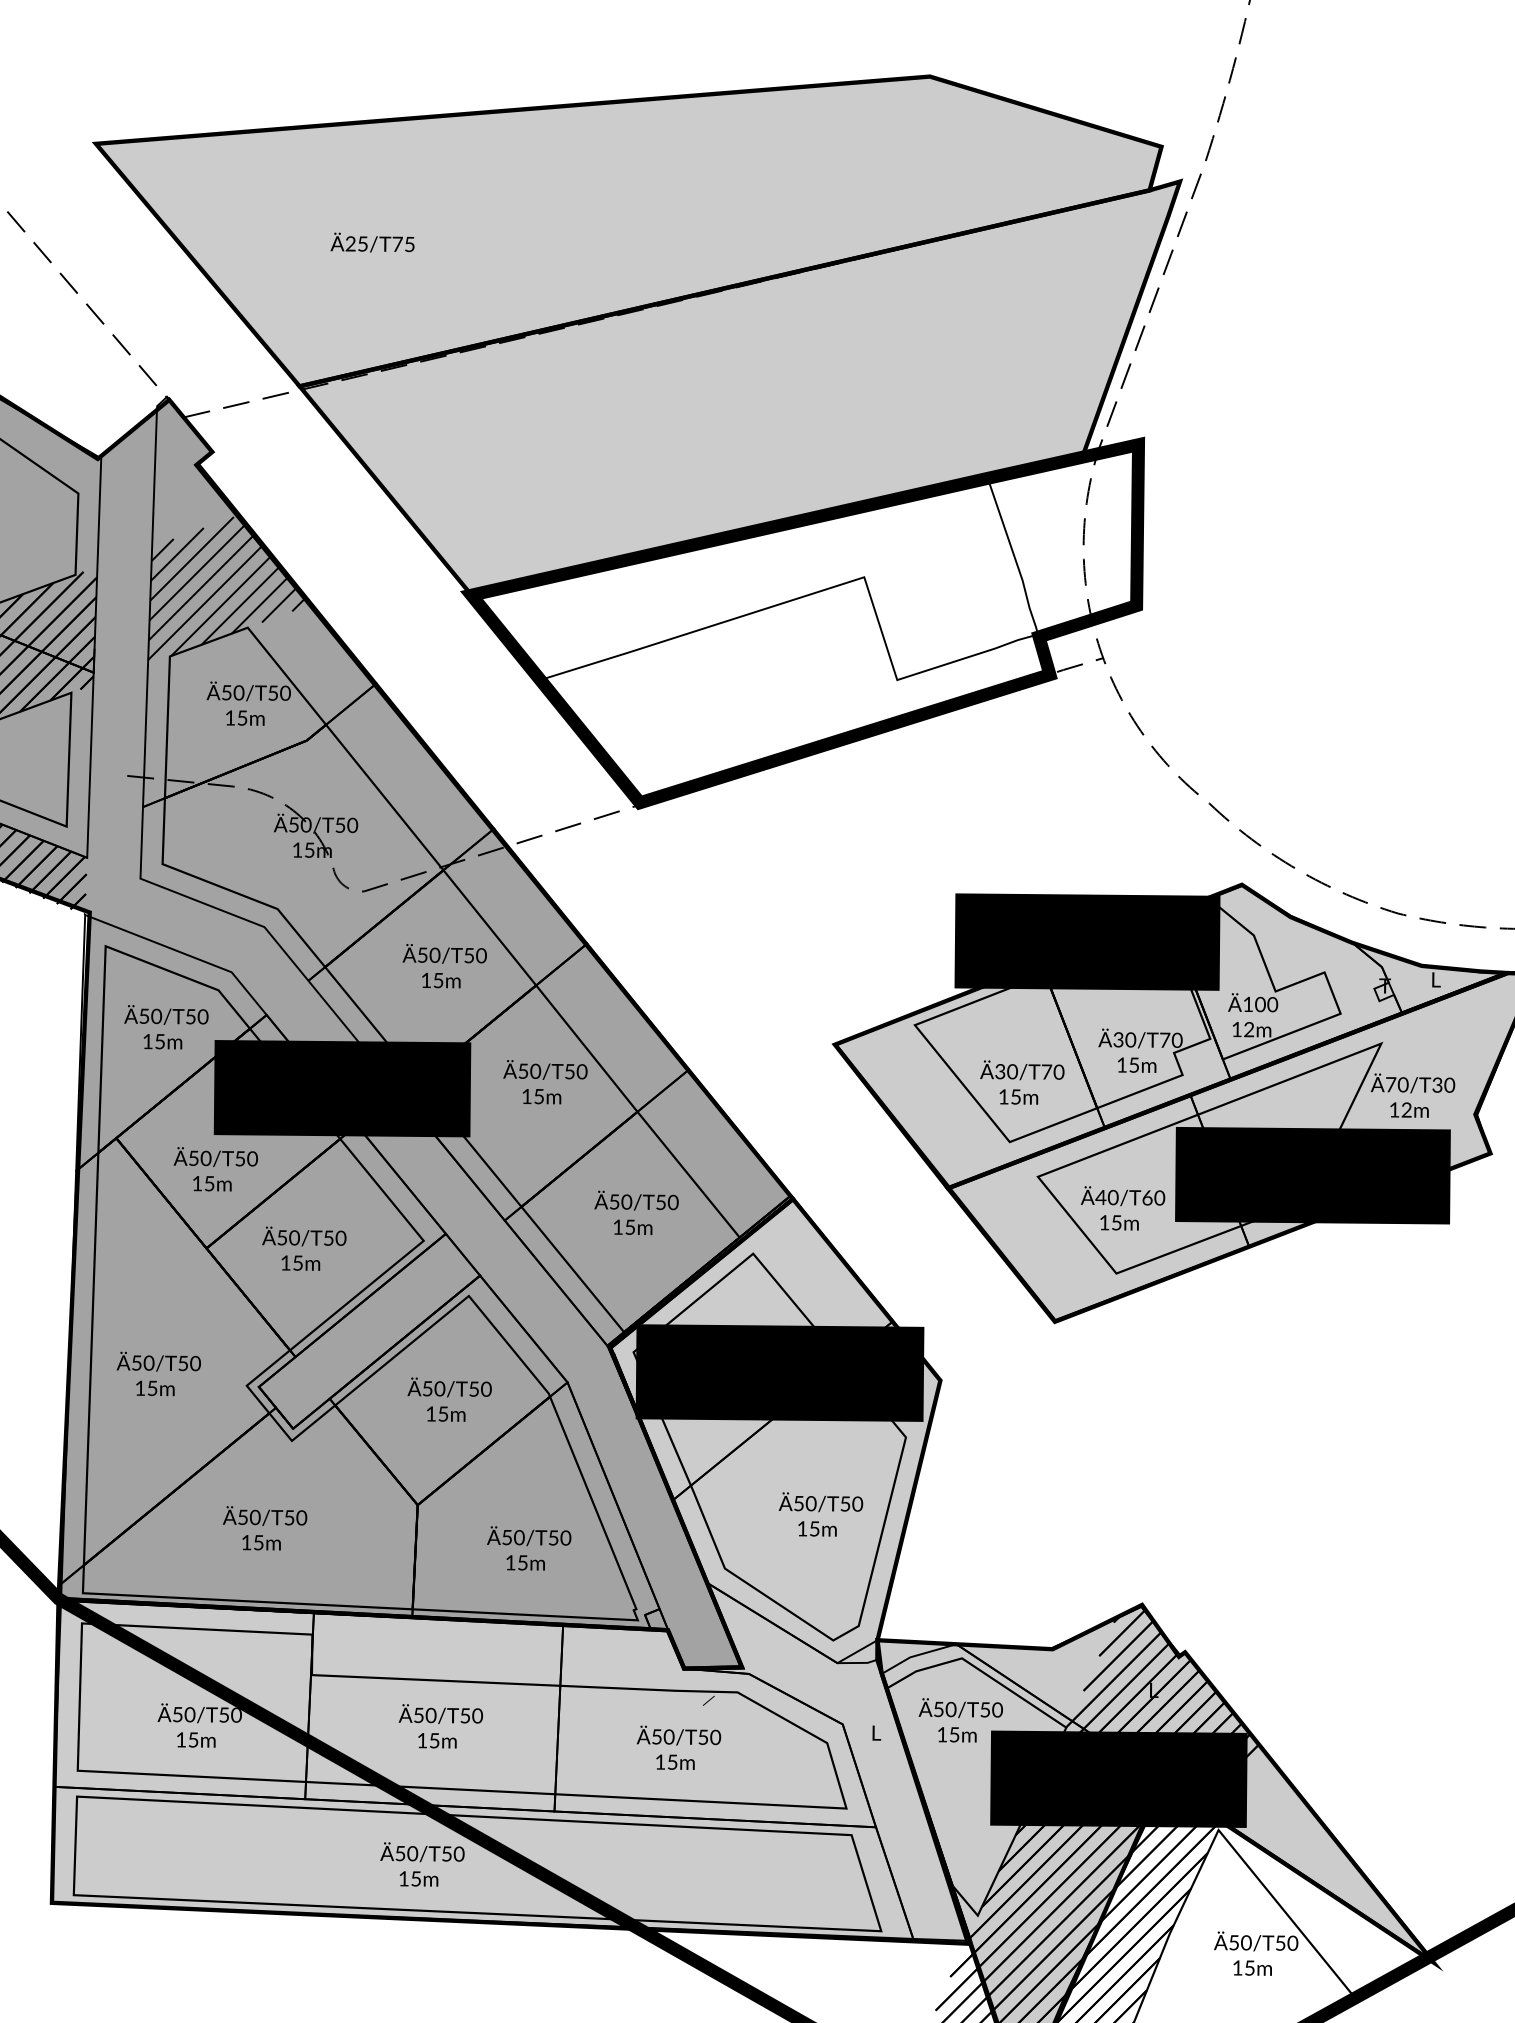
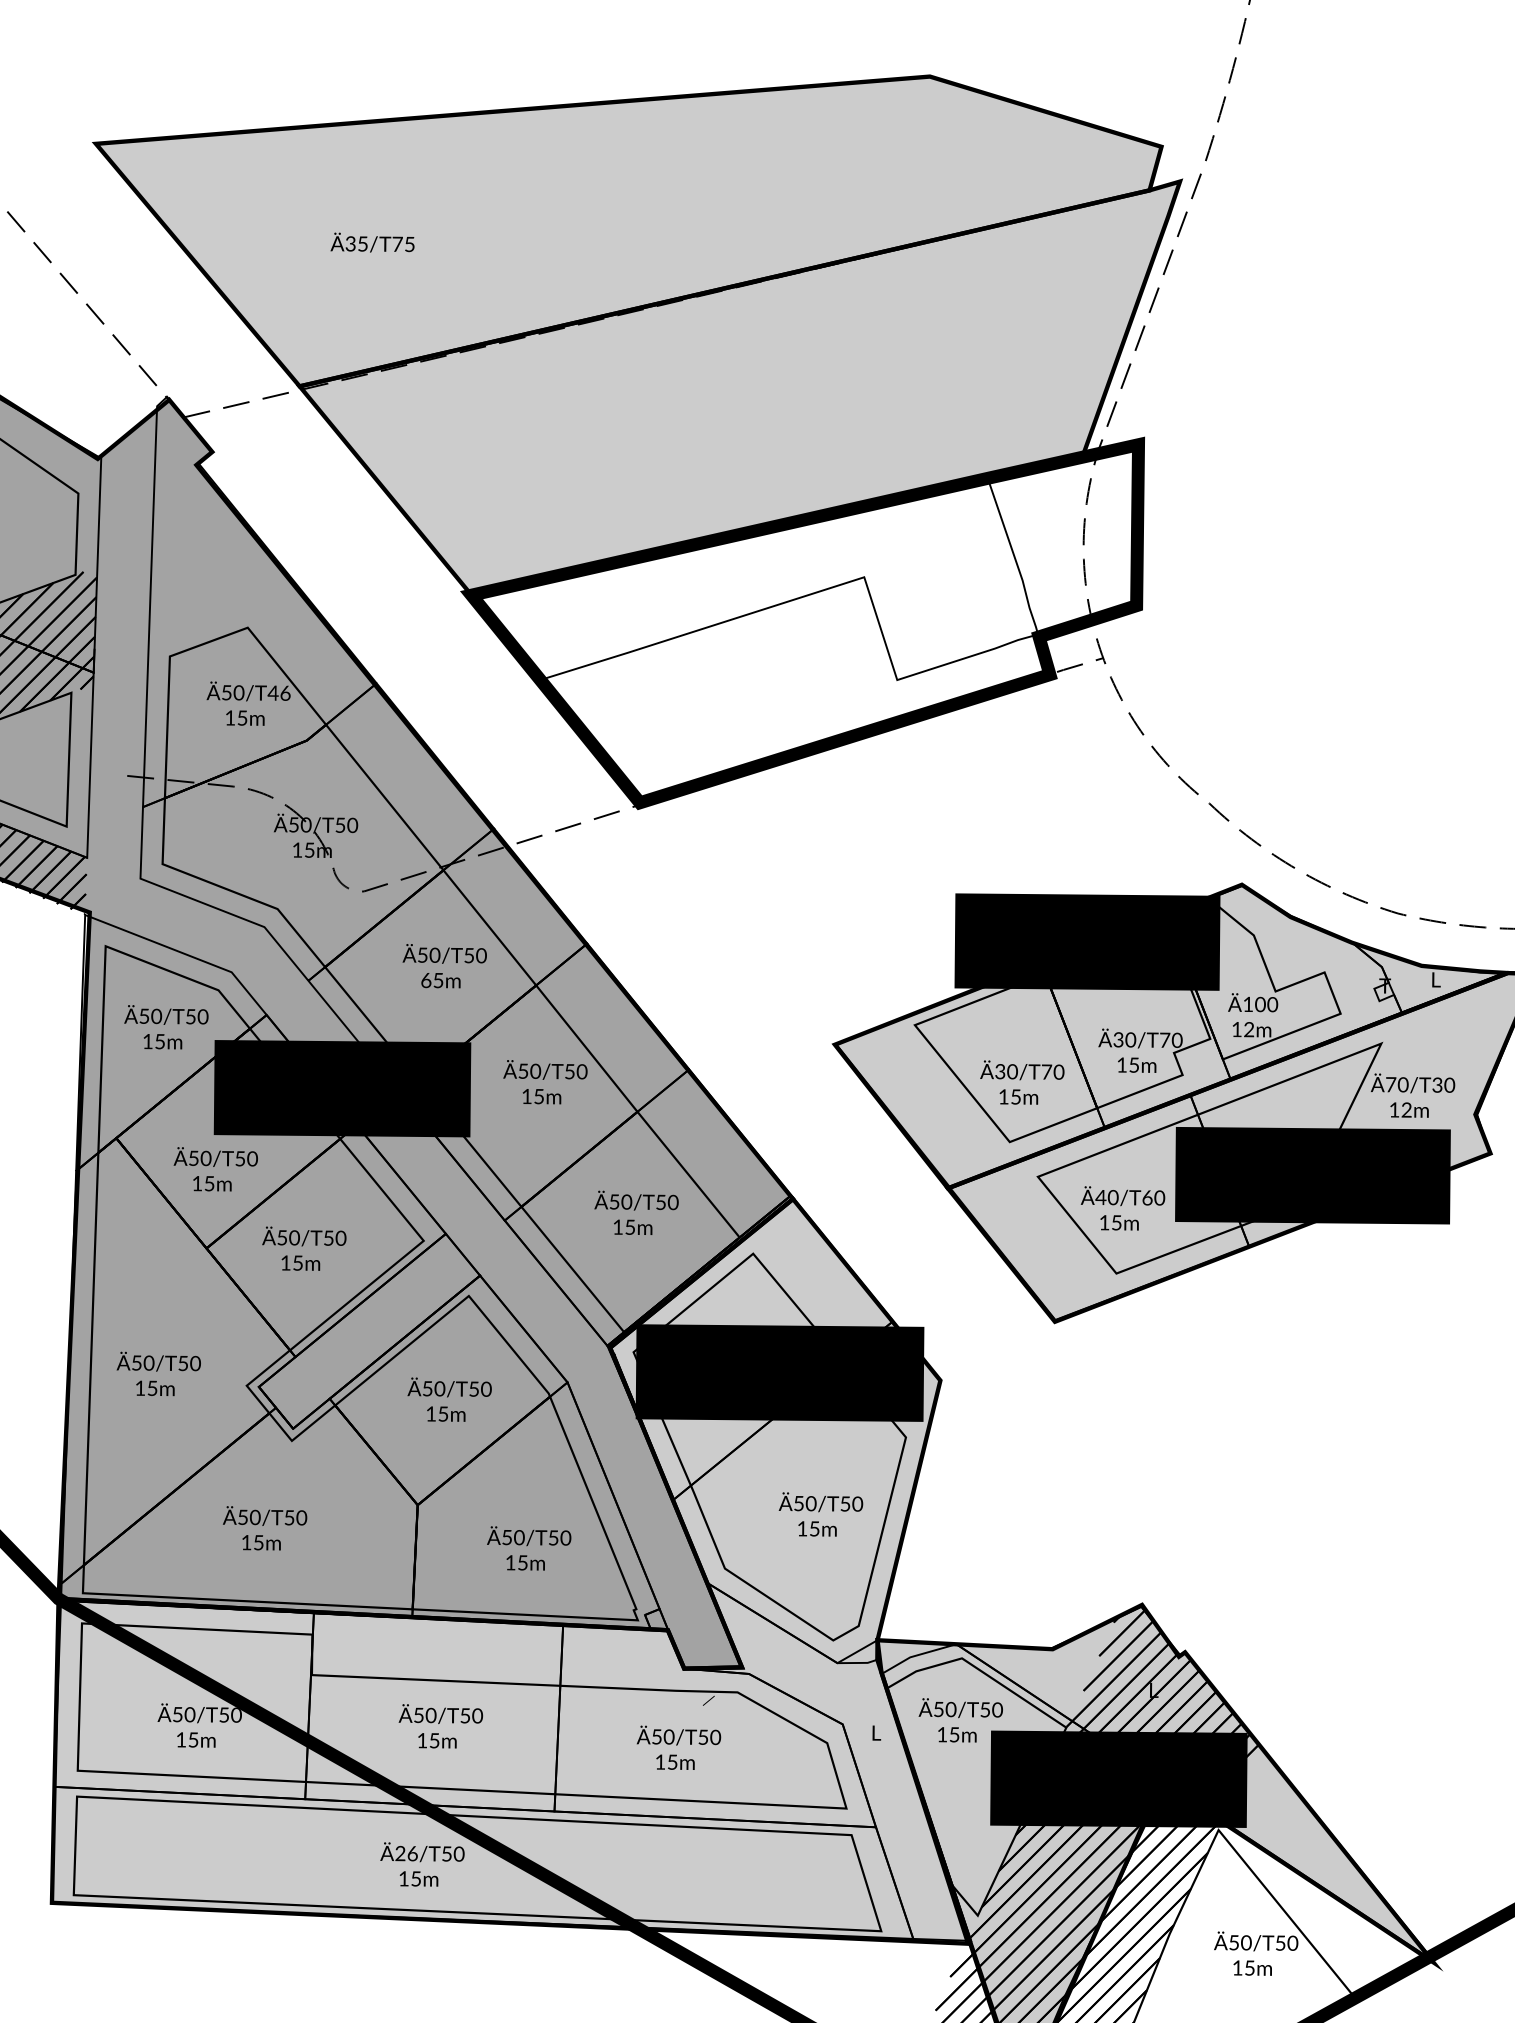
text: \c0;Ä25/ -> \c0;Ä35/ (350, 246)
hatch: present -> none (227, 588)
text: \c0;Ä50/T50 -> \c0;Ä50/T46 (278, 692)
text: 15m -> 65m (426, 980)
text: \c0;Ä50/T50 -> \c0;Ä26/T50 (406, 1853)
